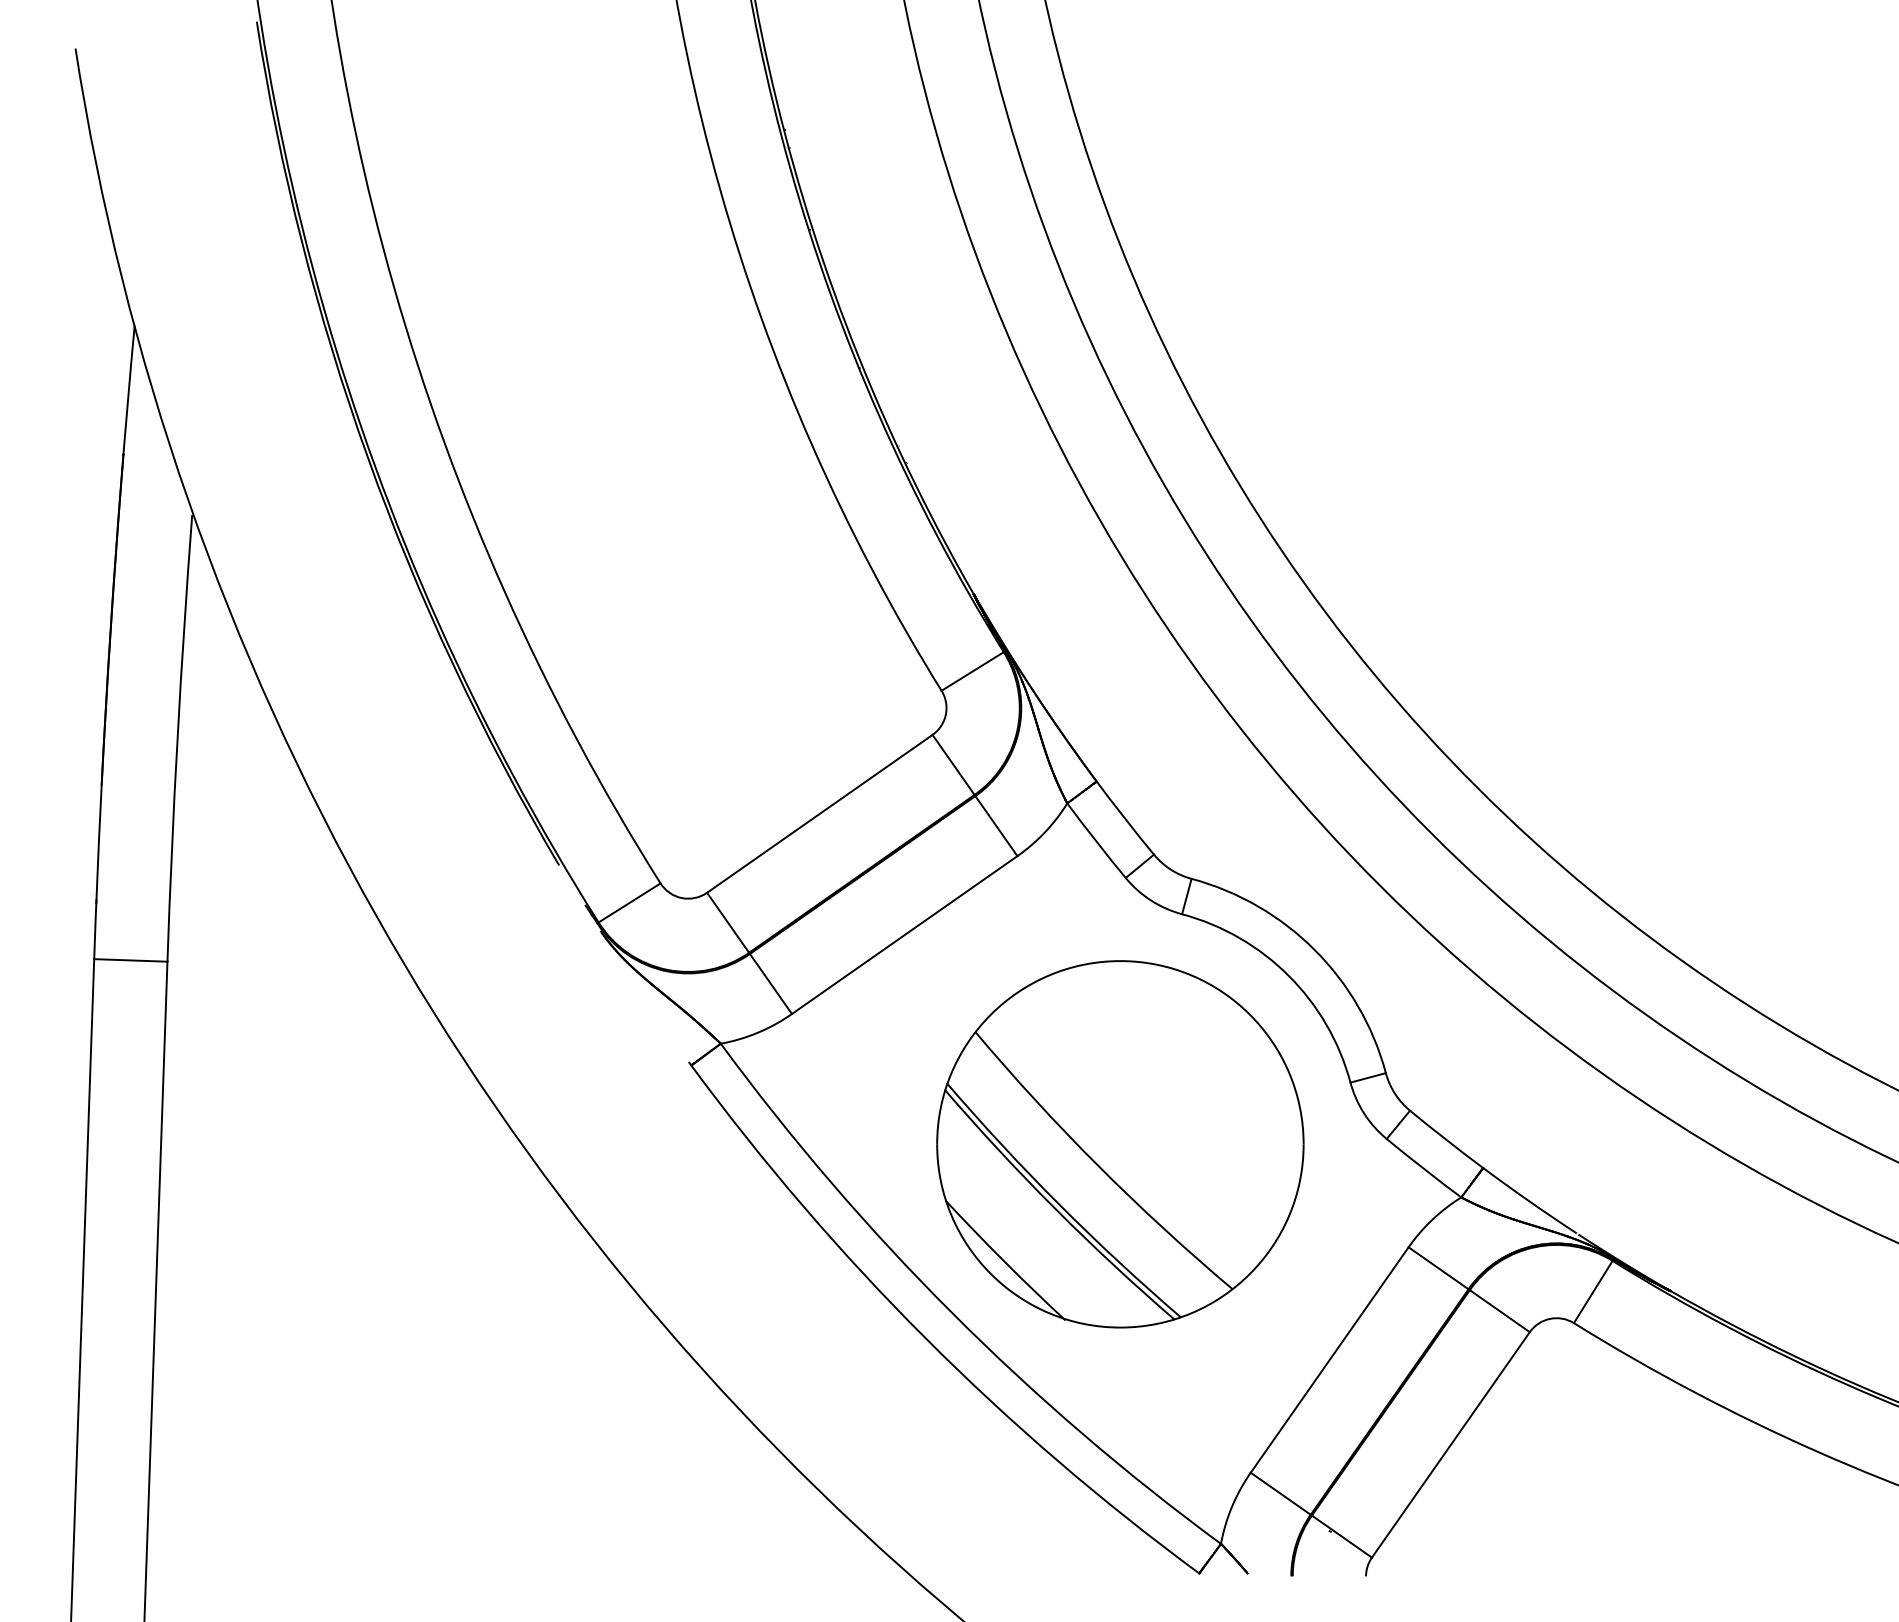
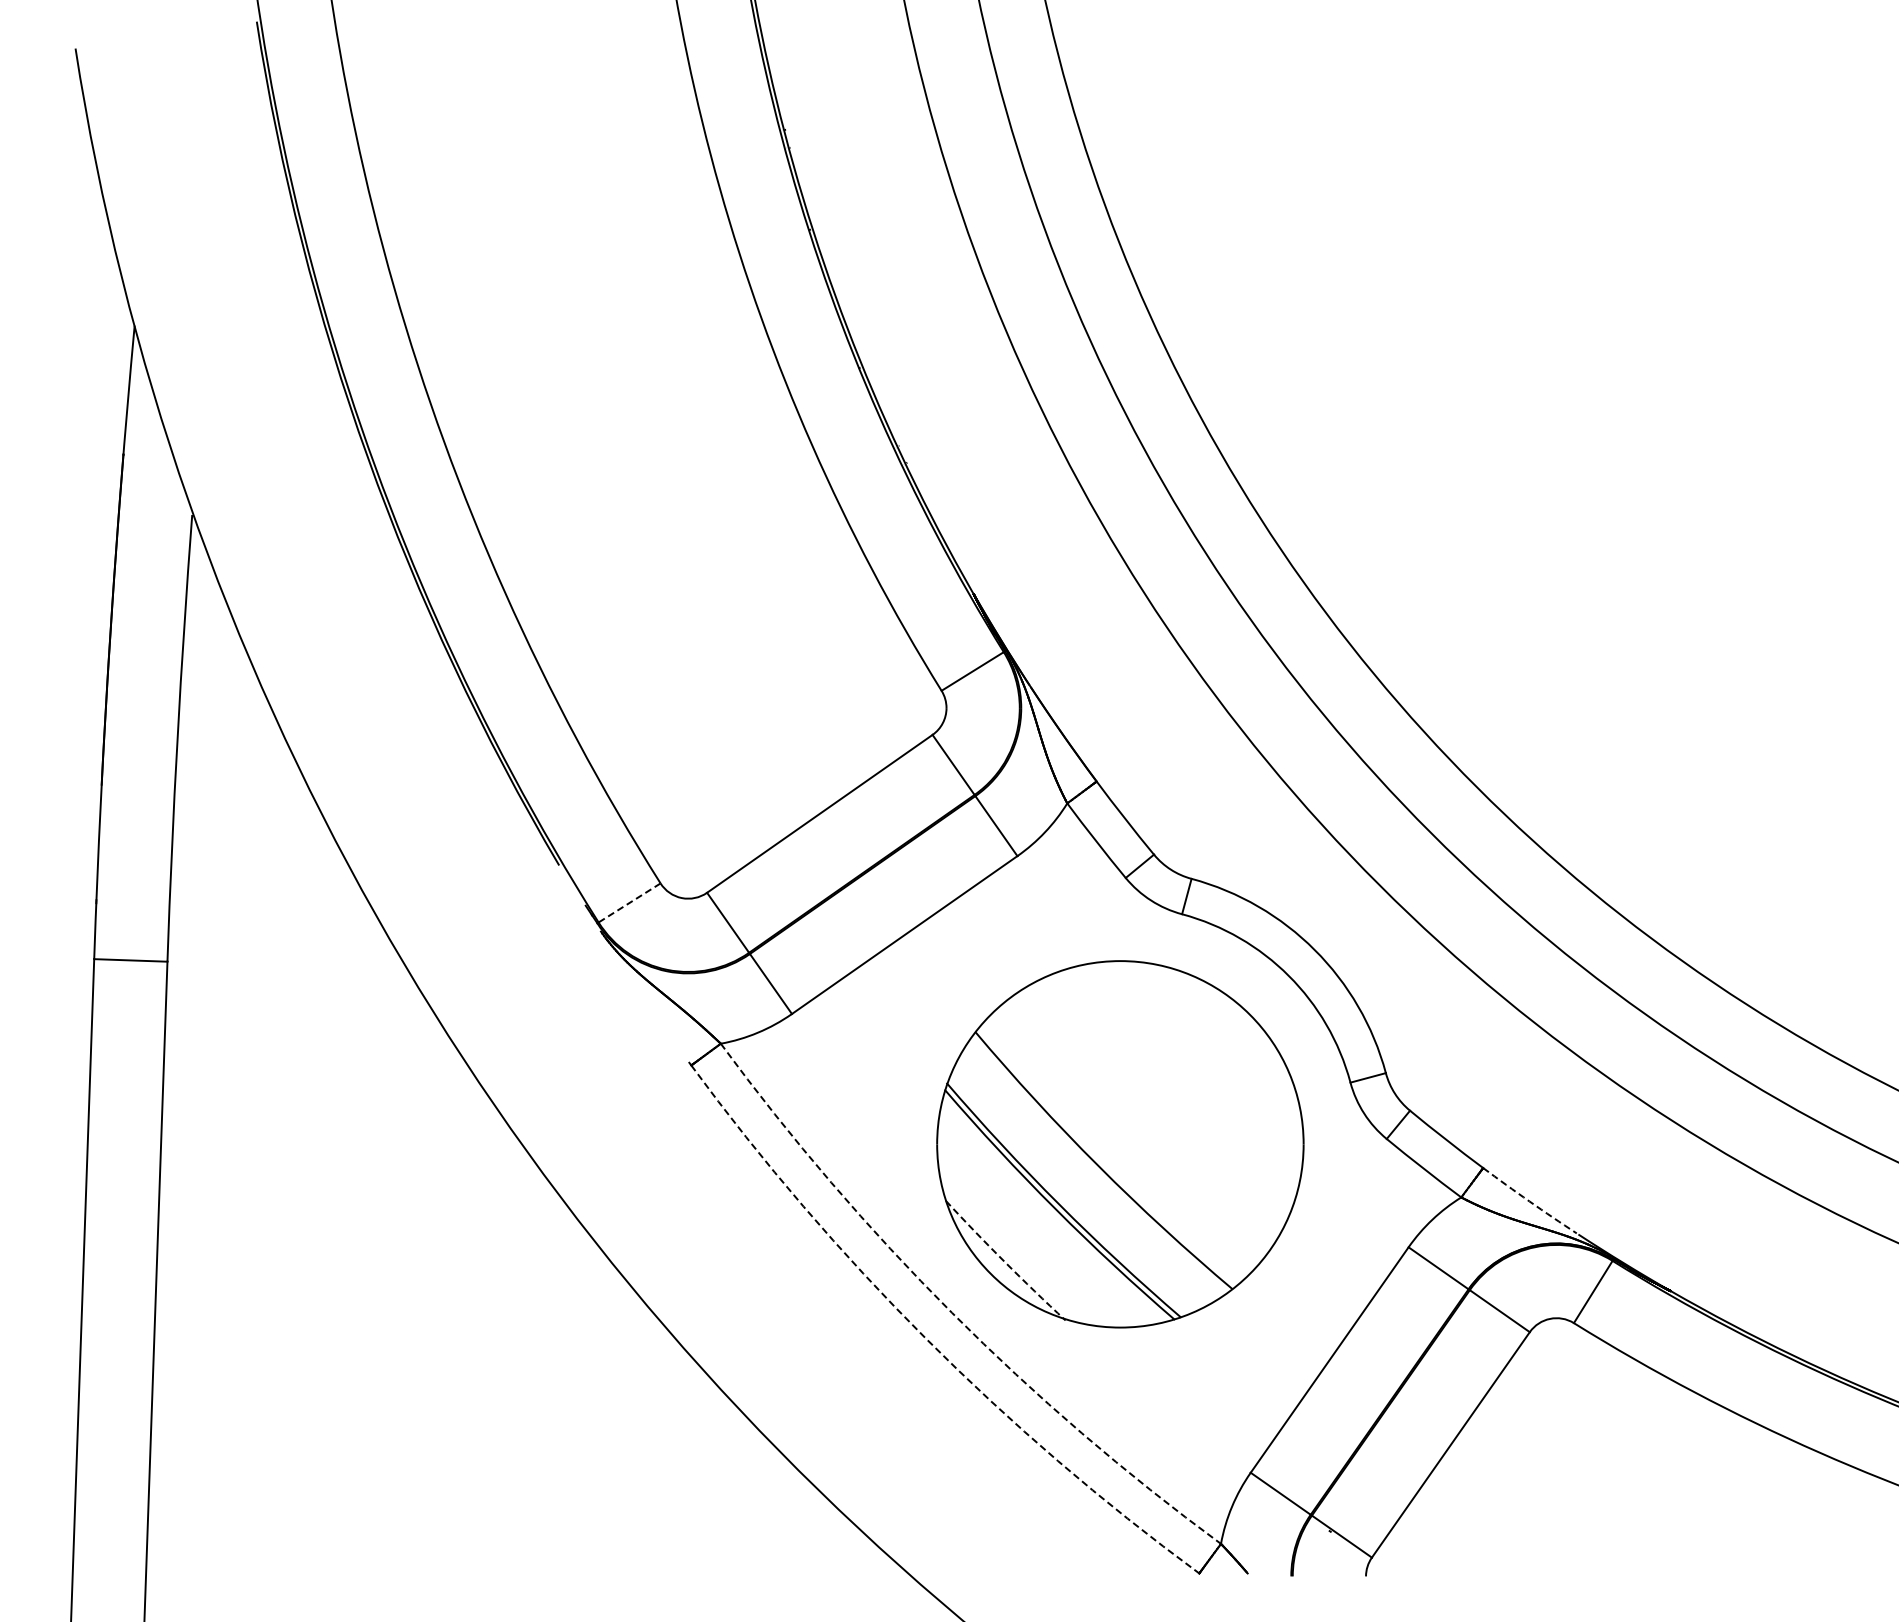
line: solid -> dashed (629, 902)
arc: solid -> dashed (1529, 1201)
arc: solid -> dashed (1004, 1261)
arc: solid -> dashed (951, 1312)
arc: solid -> dashed (926, 1338)
